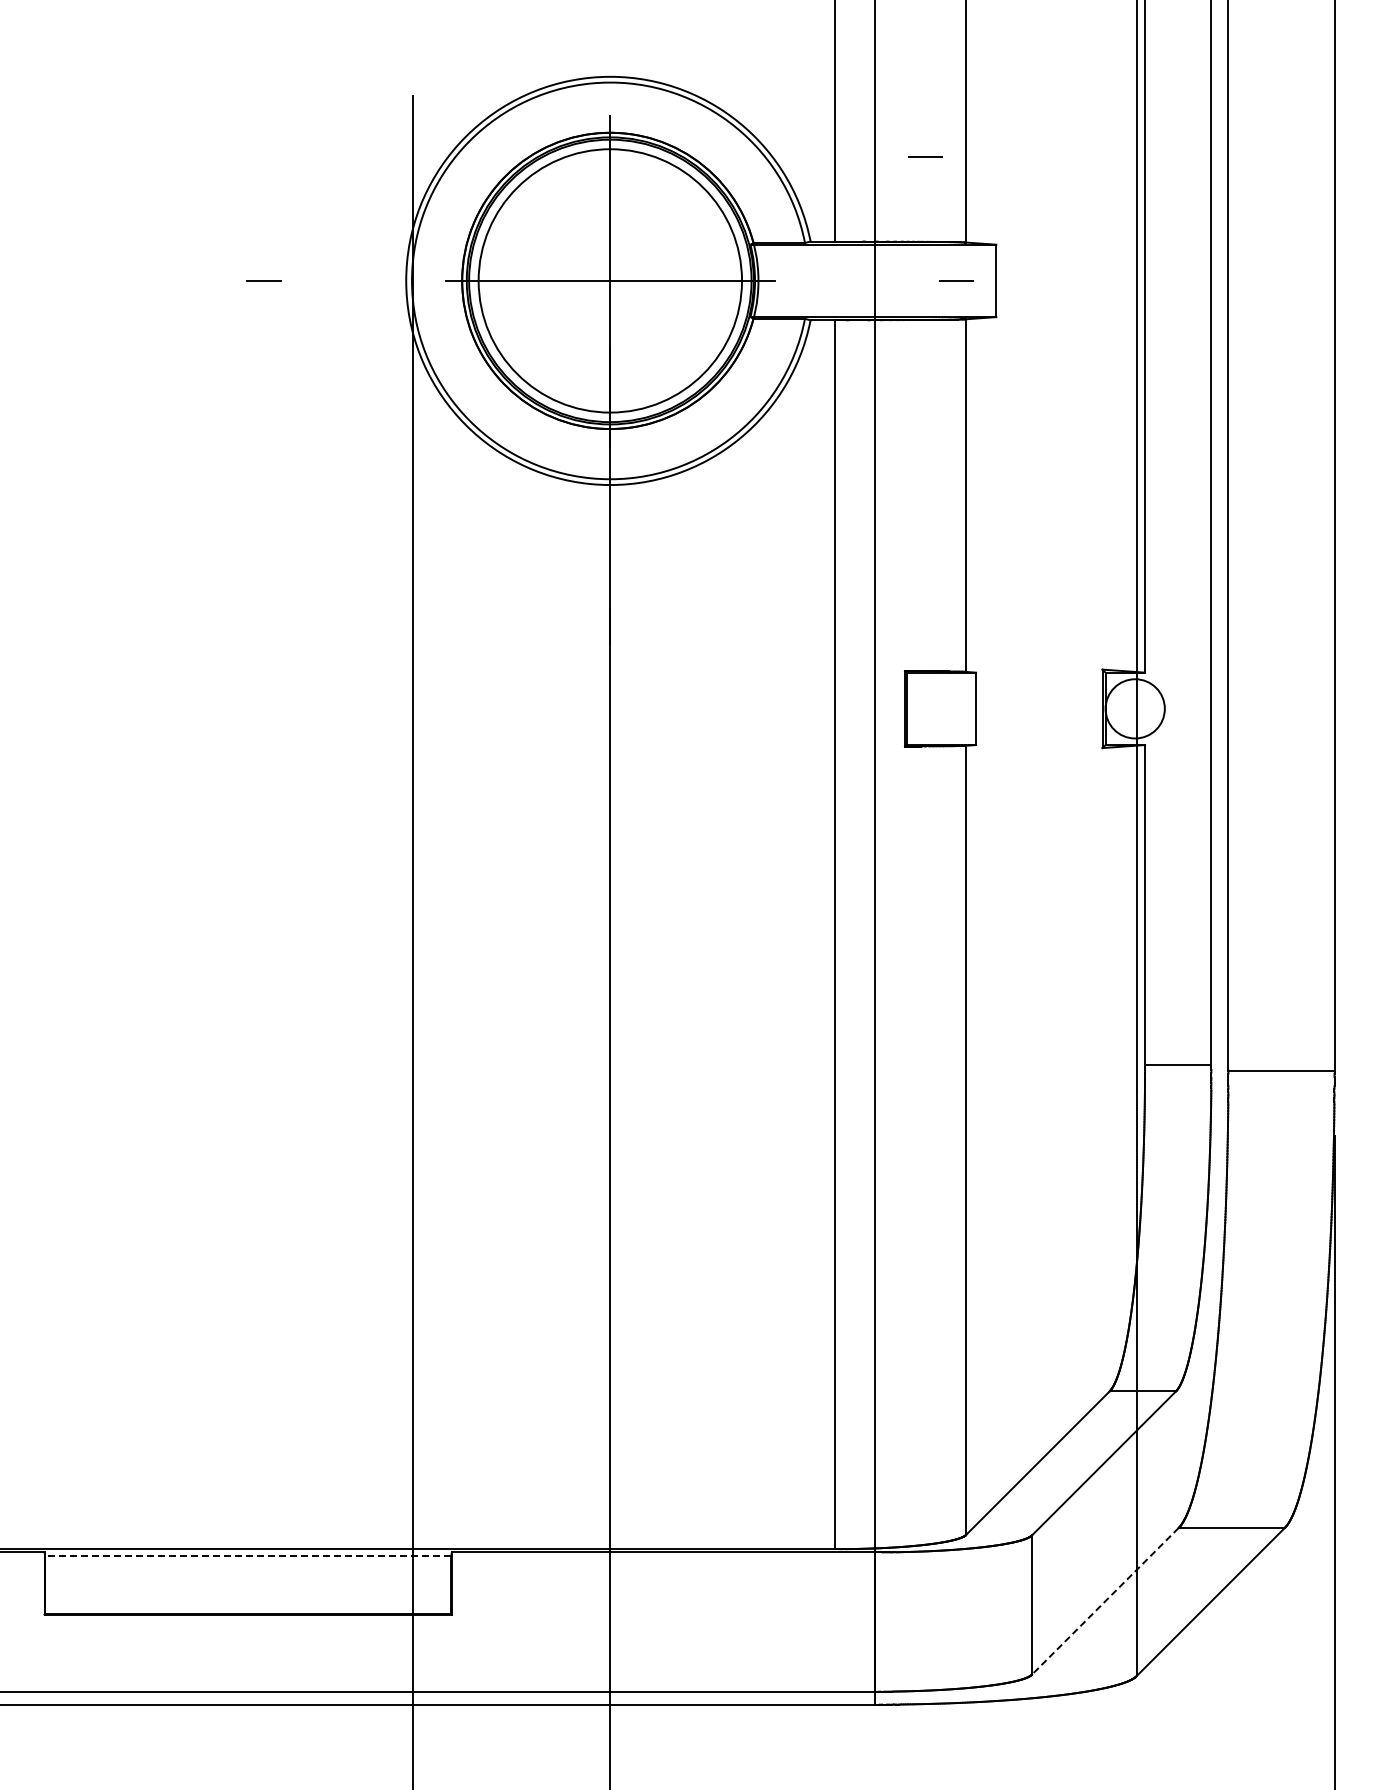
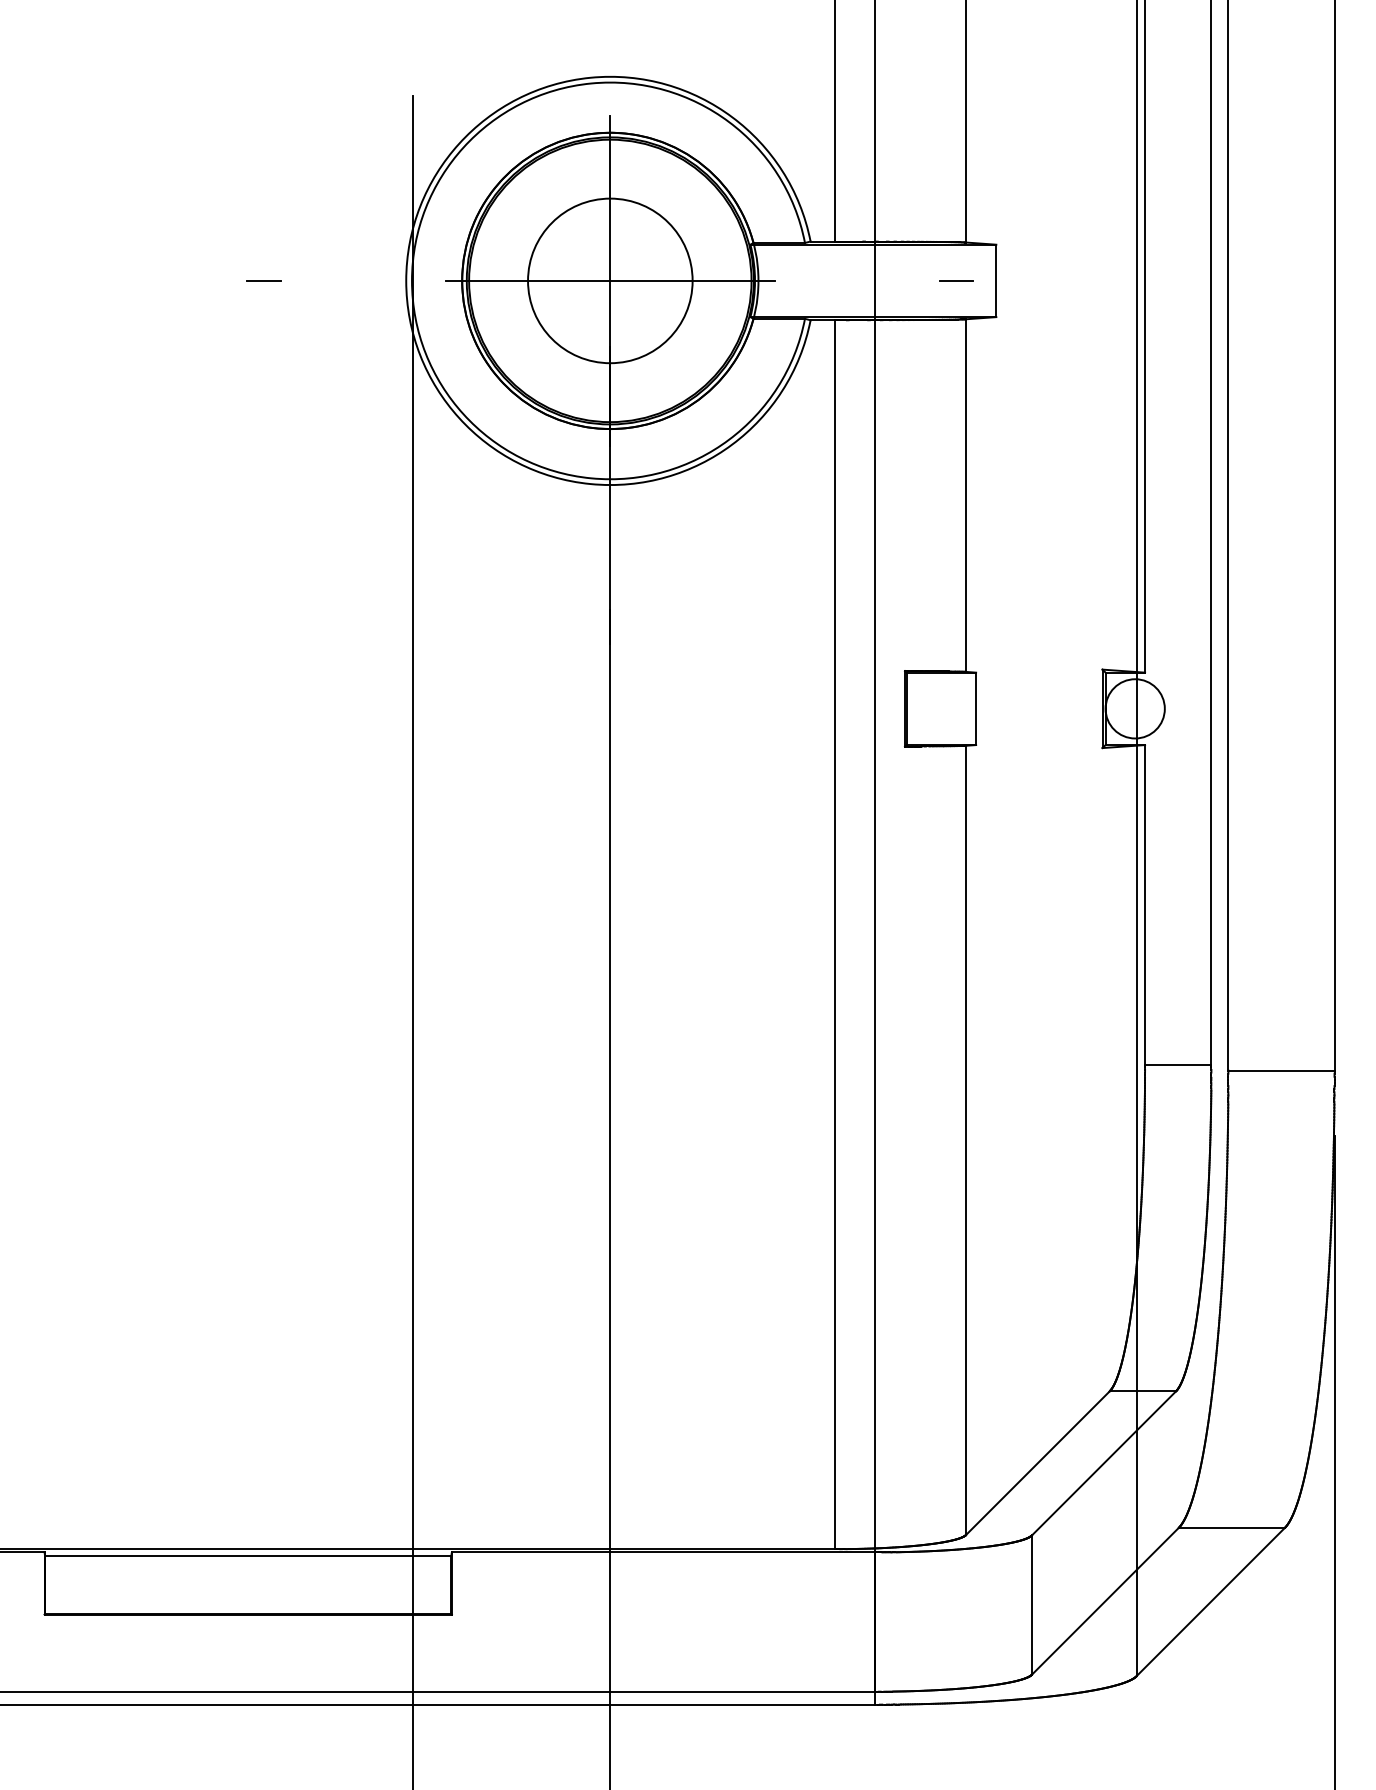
line: present -> none (925, 156)
circle diameter: 263 px -> 165 px (610, 280)
line: dashed -> solid (247, 1555)
line: dashed -> solid (1105, 1601)
